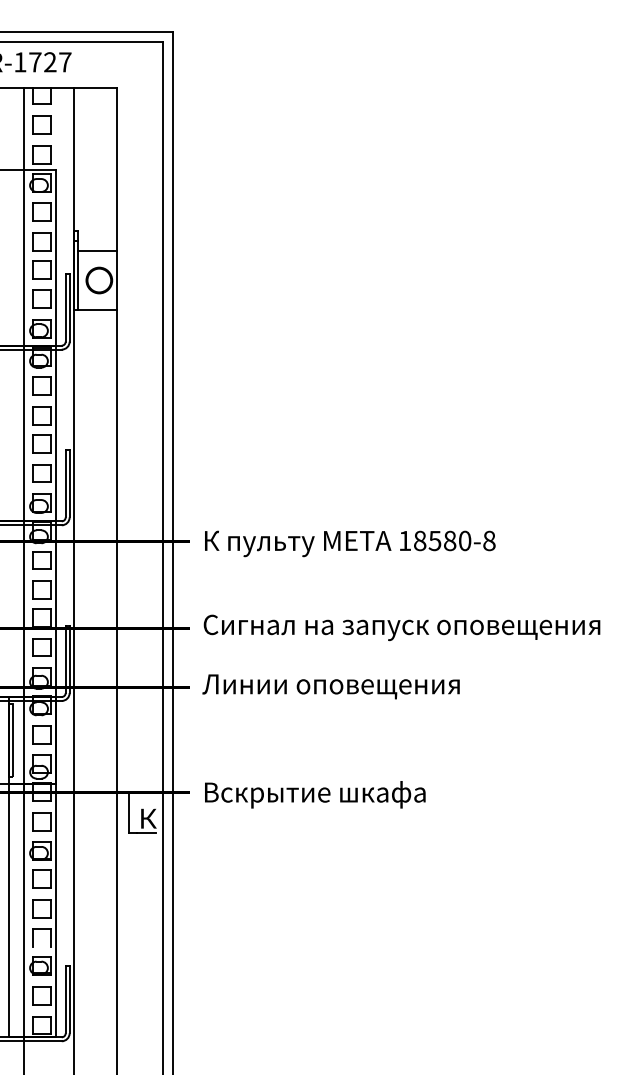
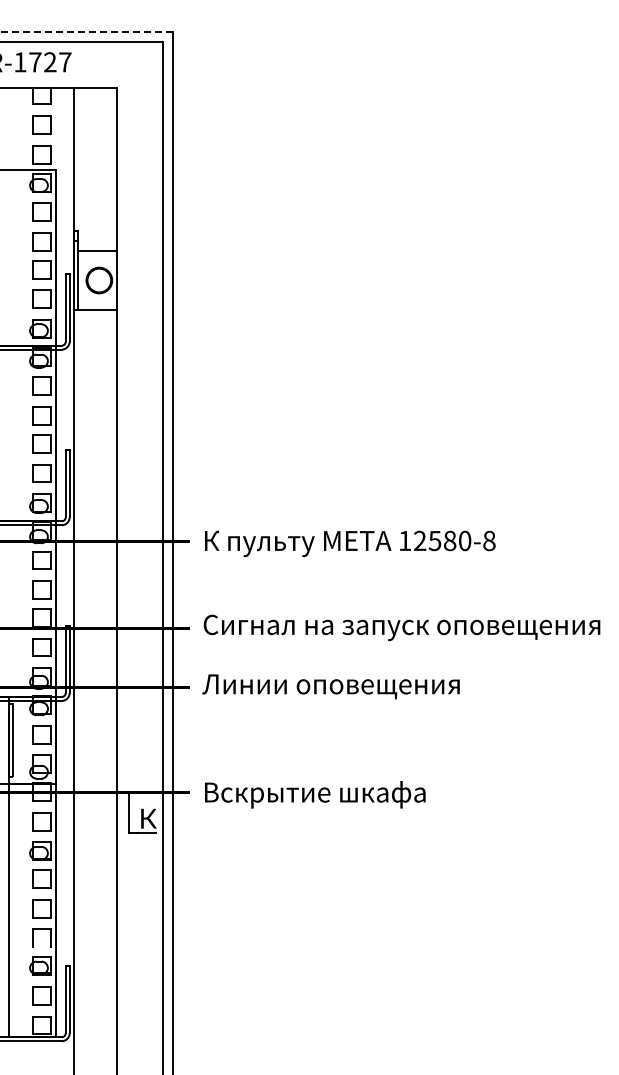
line: solid -> dashed (86, 32)
text: 18580-8 -> 12580-8 (420, 540)
line: present -> none (24, 579)
